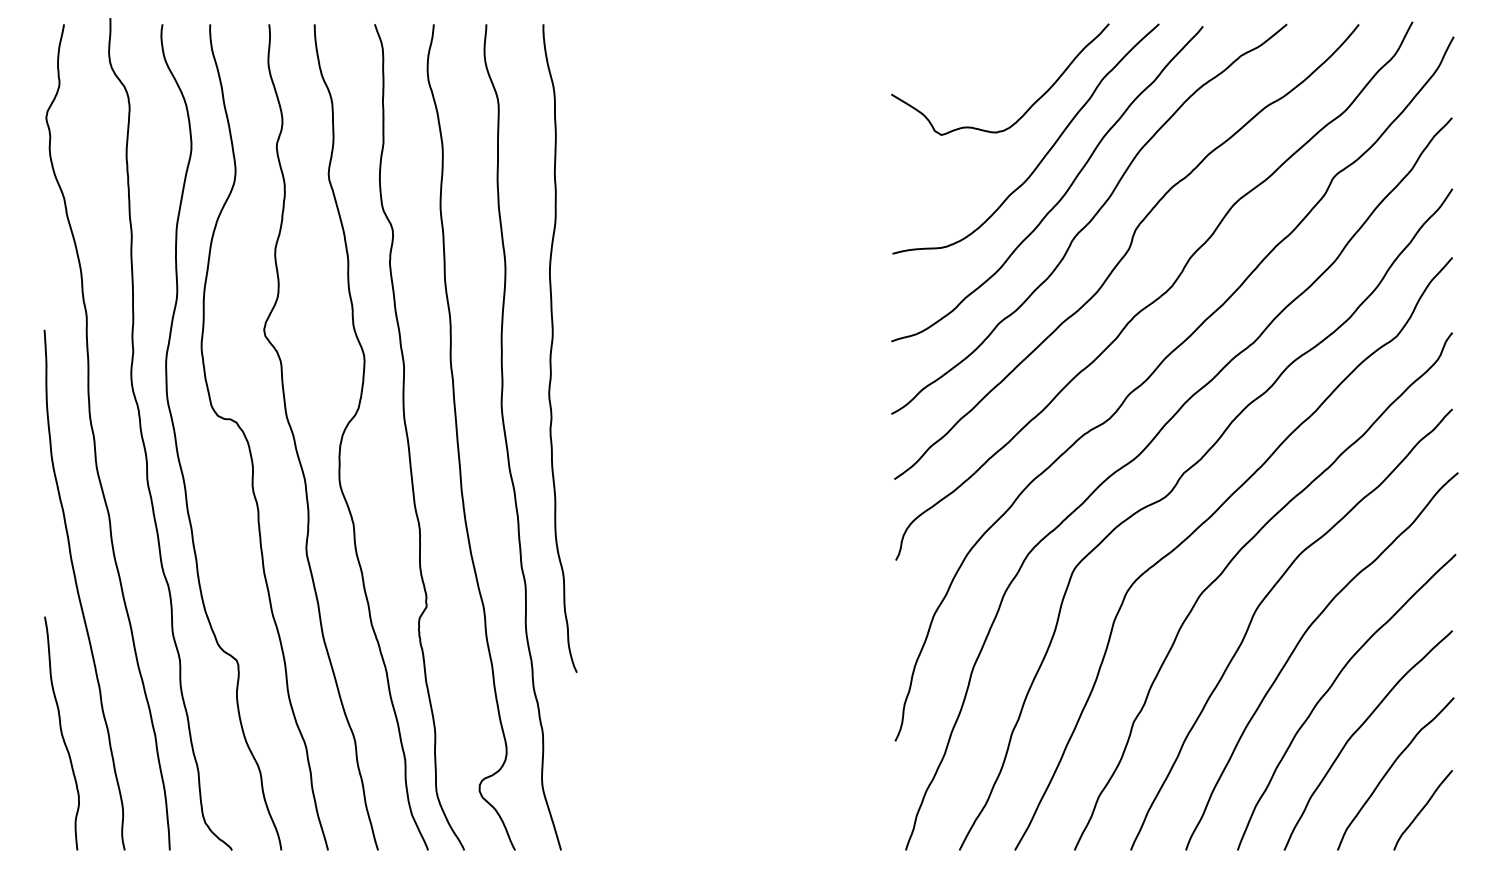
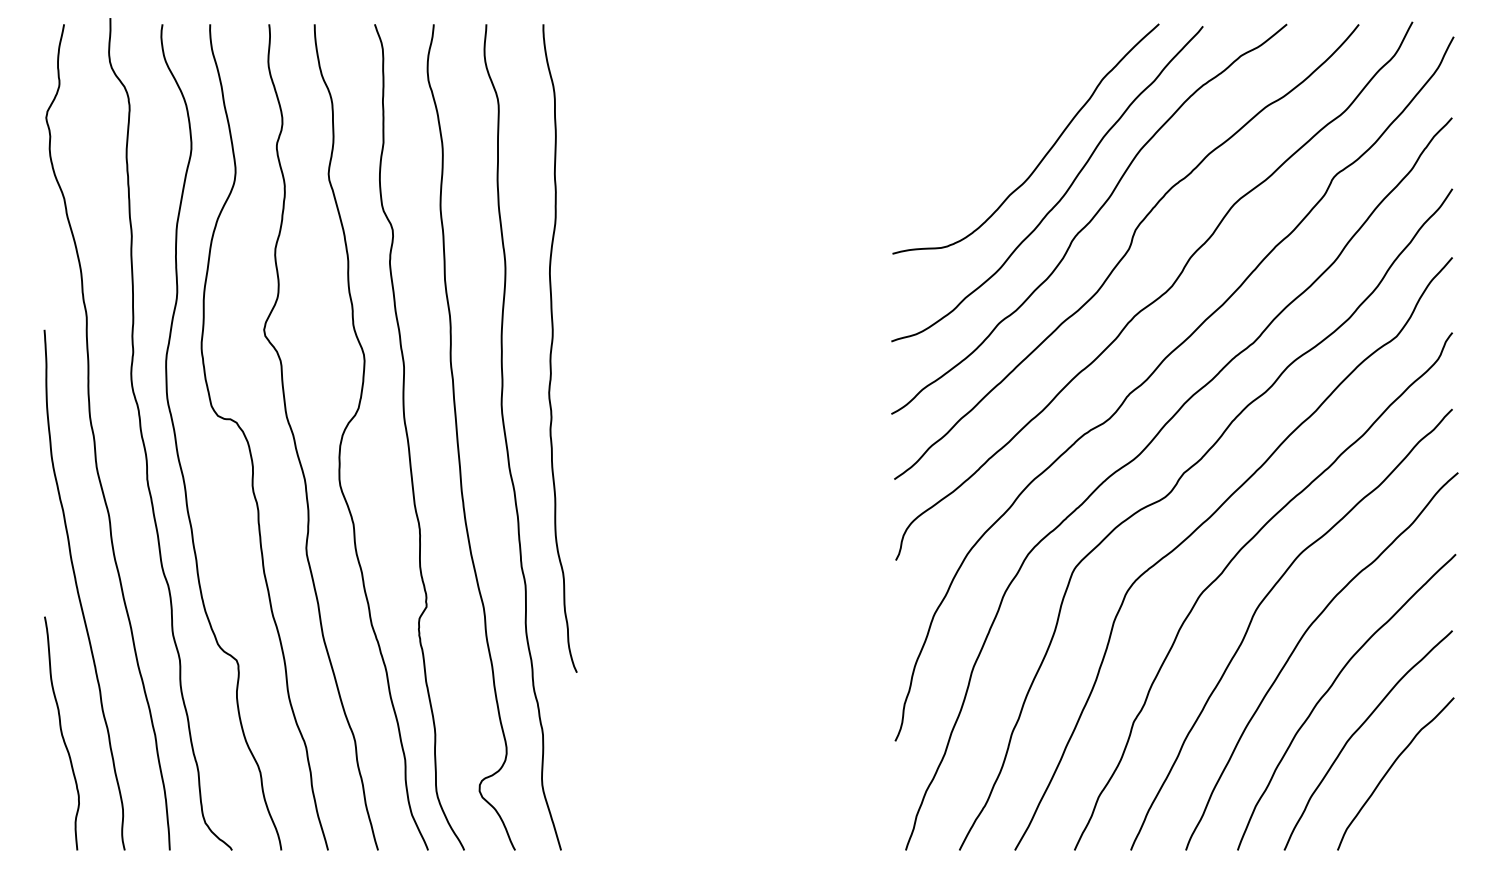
curve: present -> none (1029, 107)
curve: present -> none (1422, 810)
